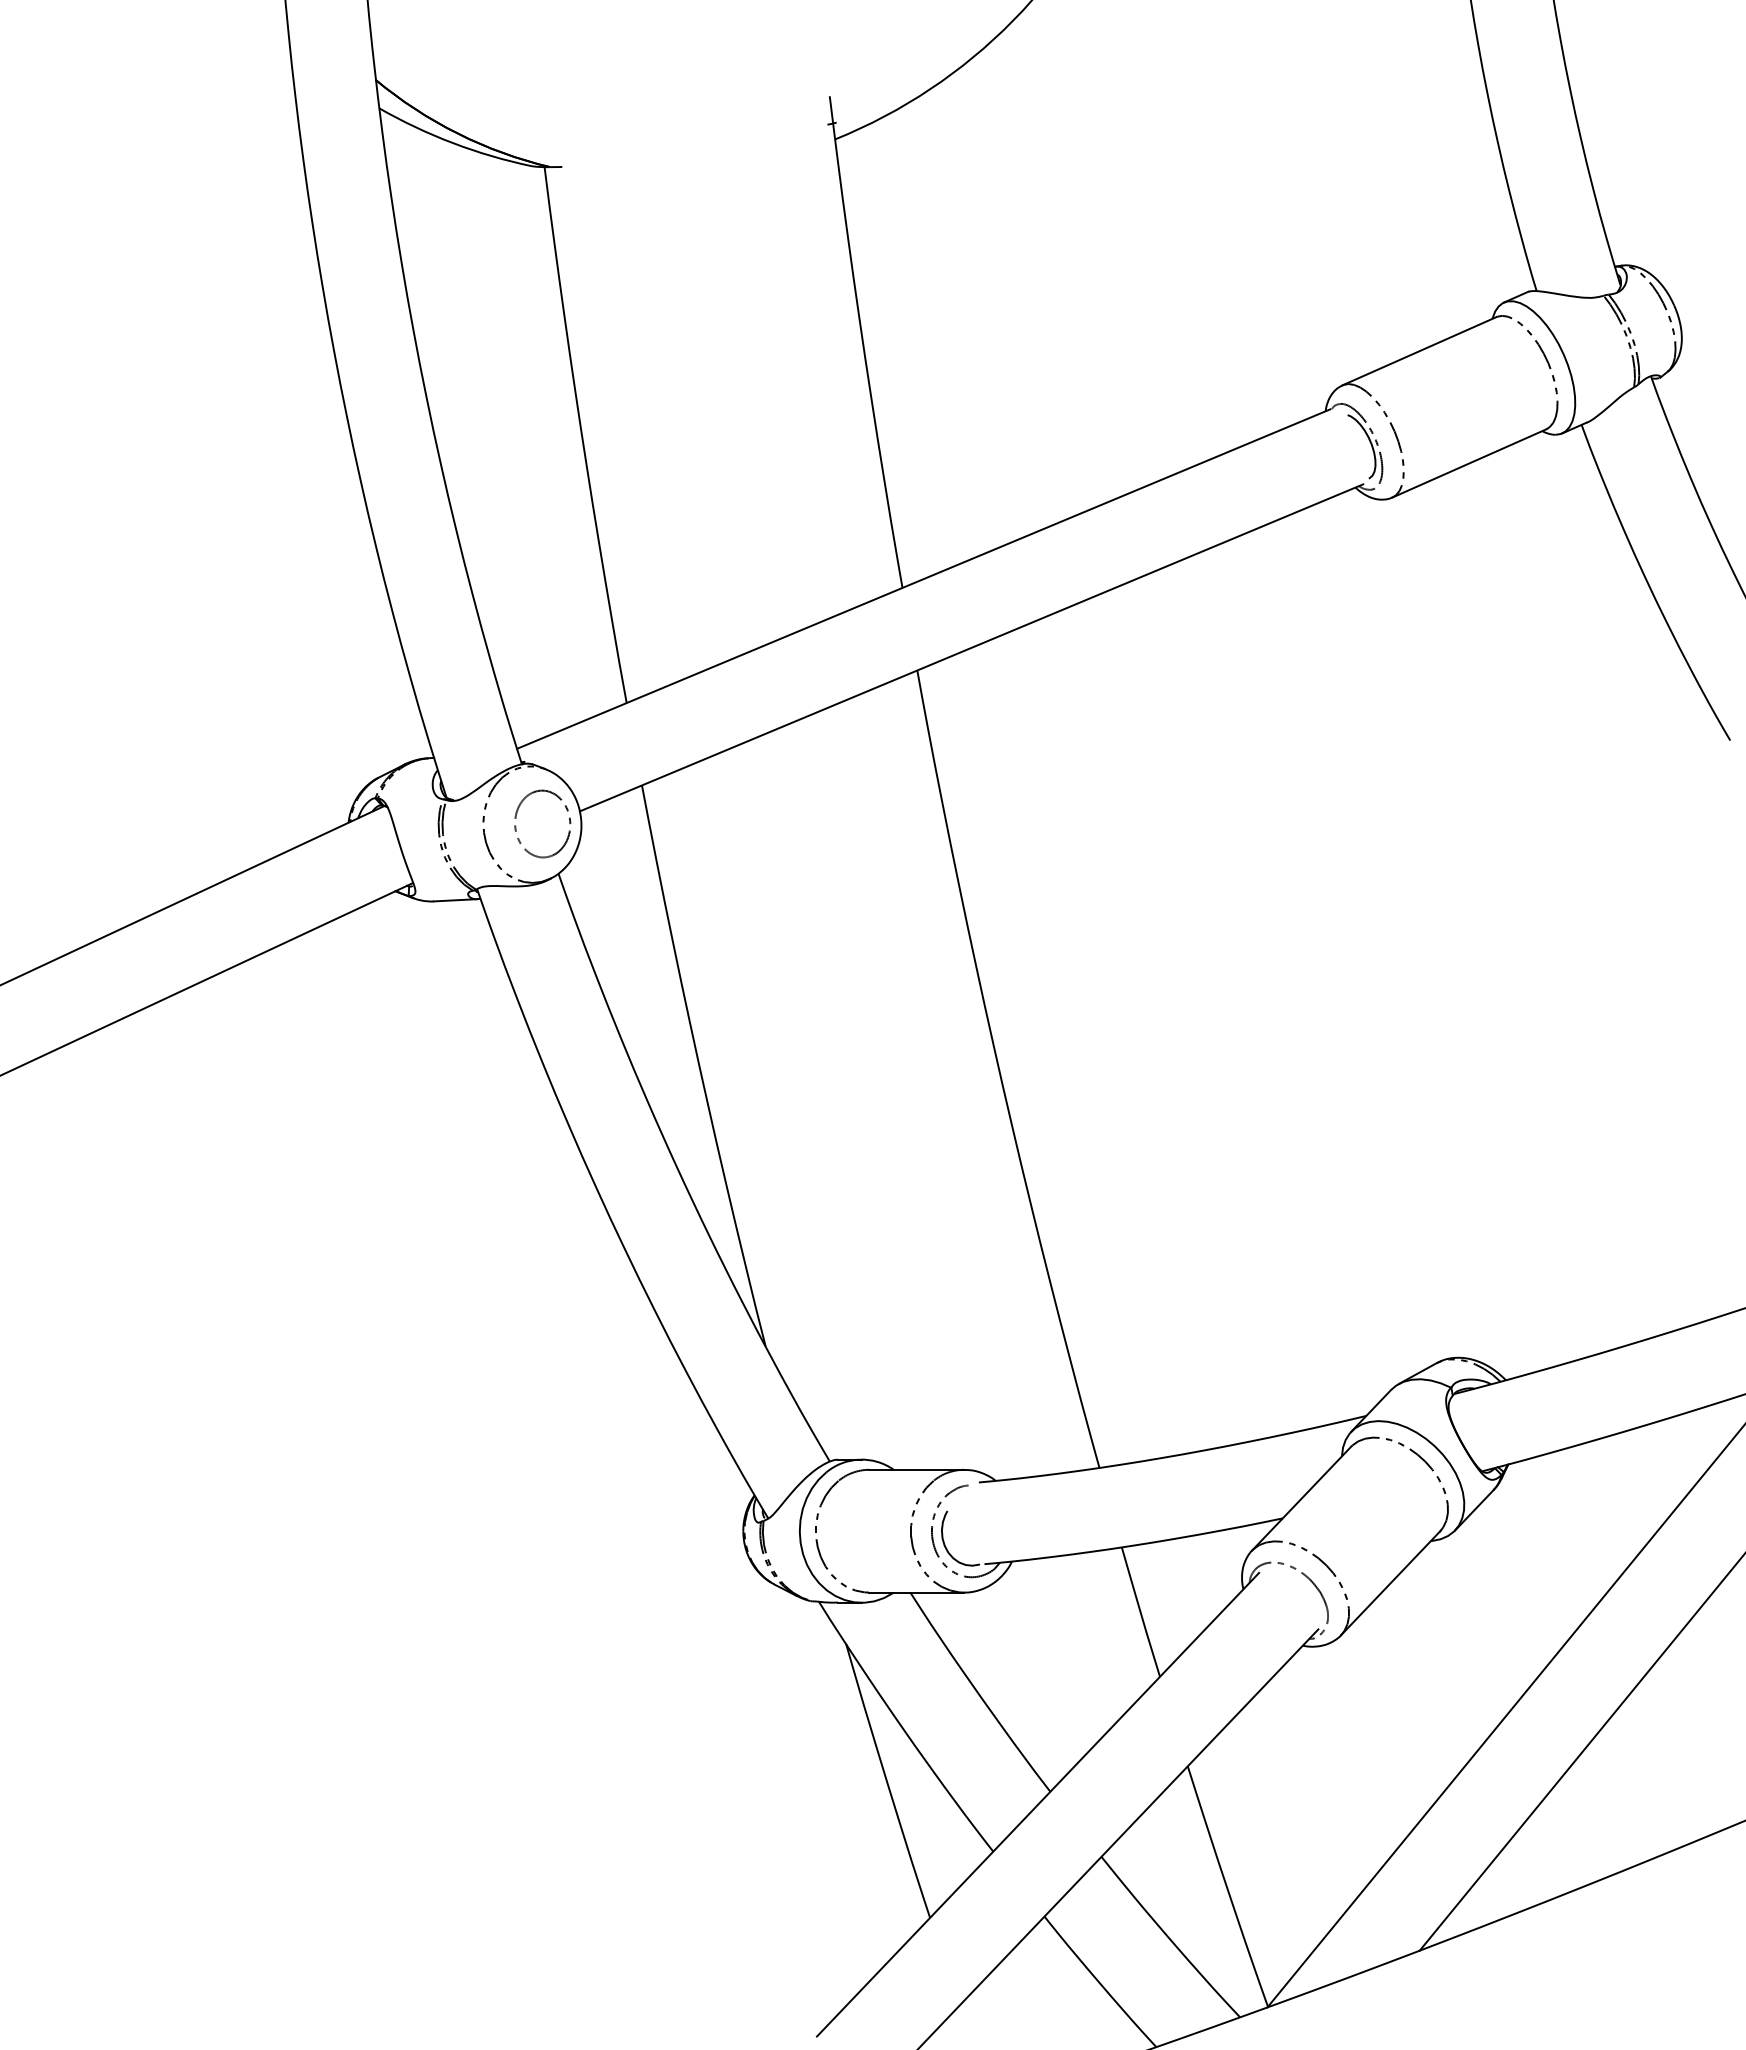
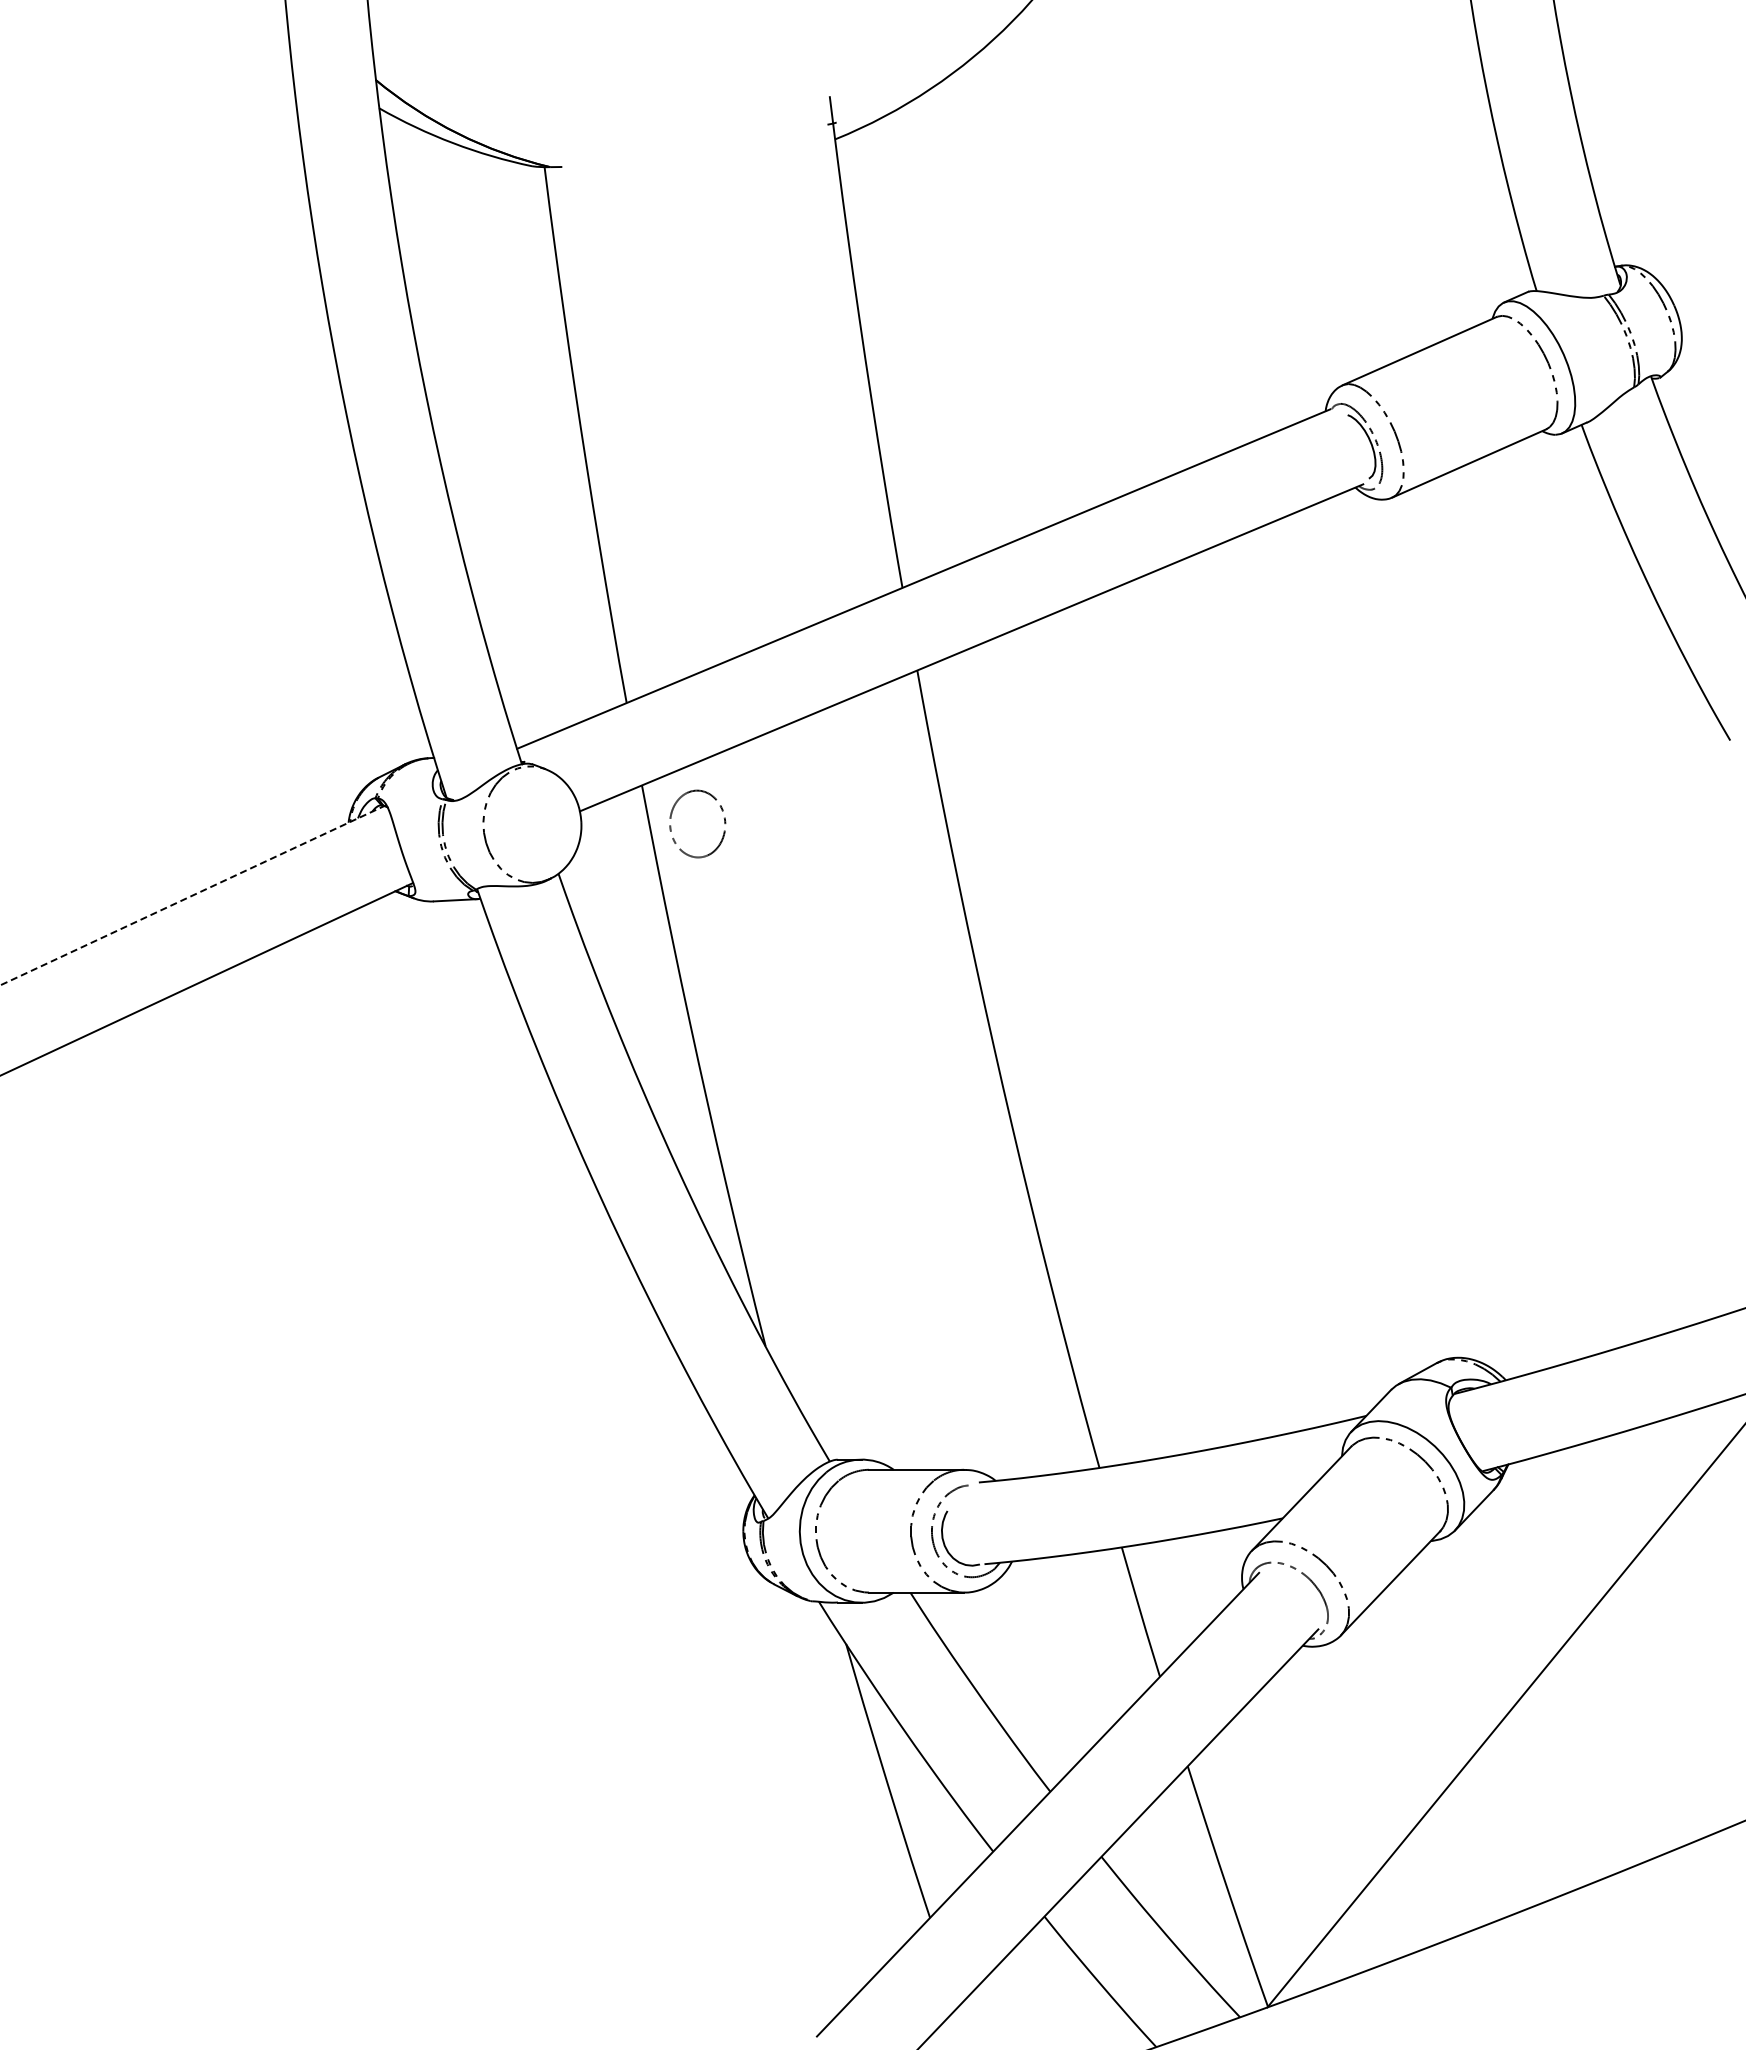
part position: (516, 826) -> (671, 826) (671, 826)
line: solid -> dashed (193, 895)
line: present -> none (1580, 1753)
